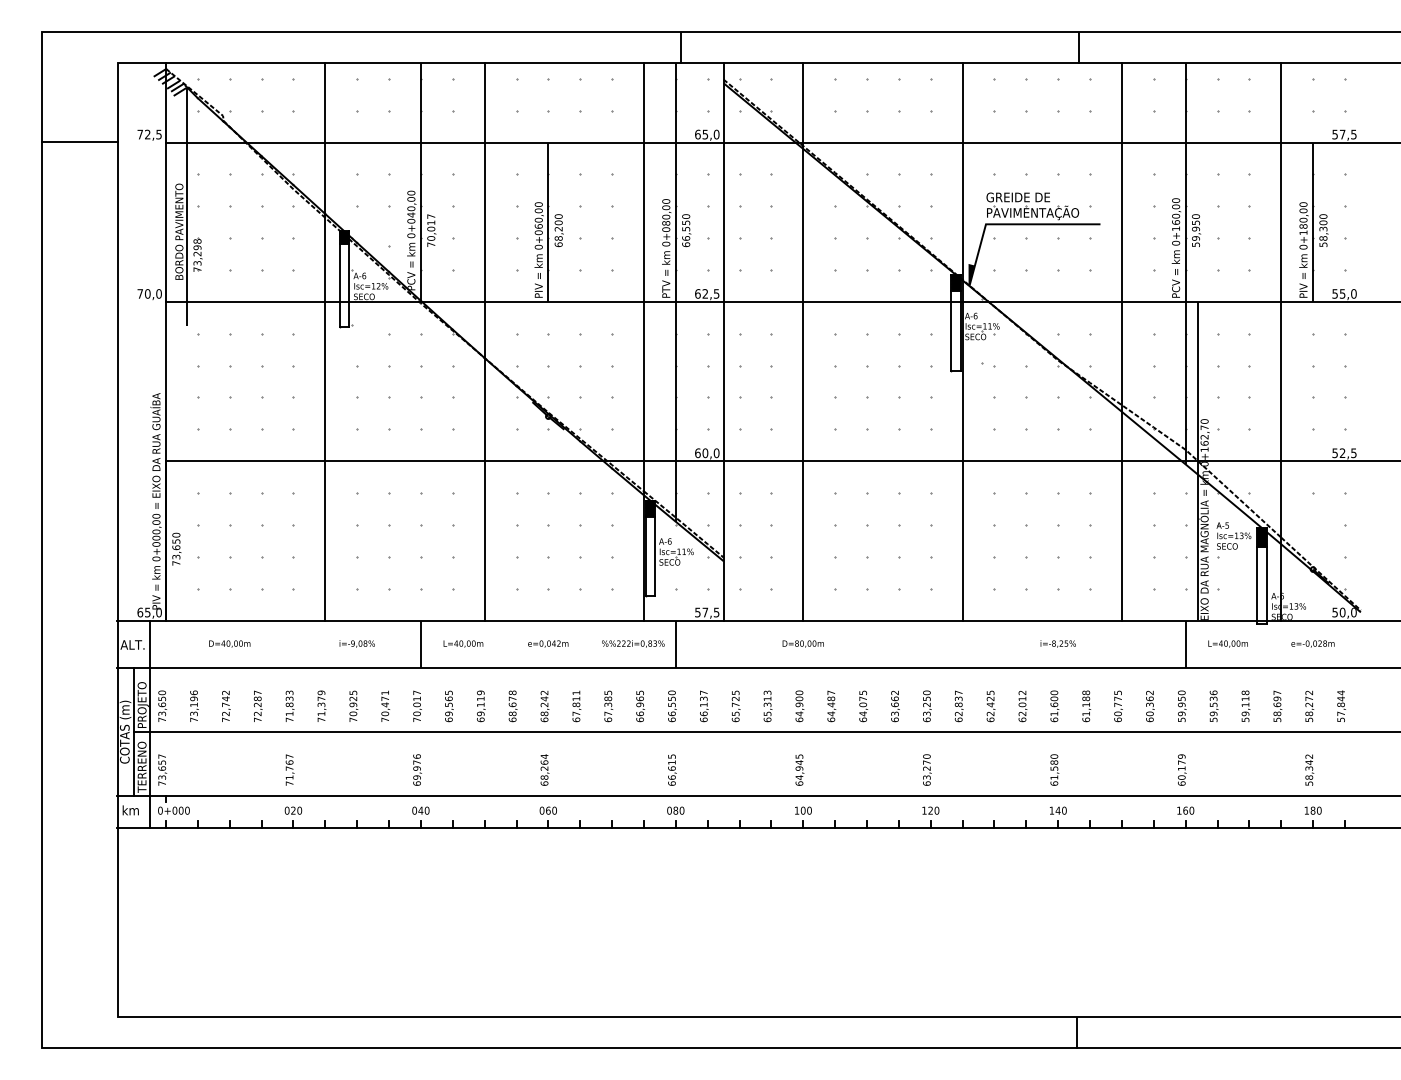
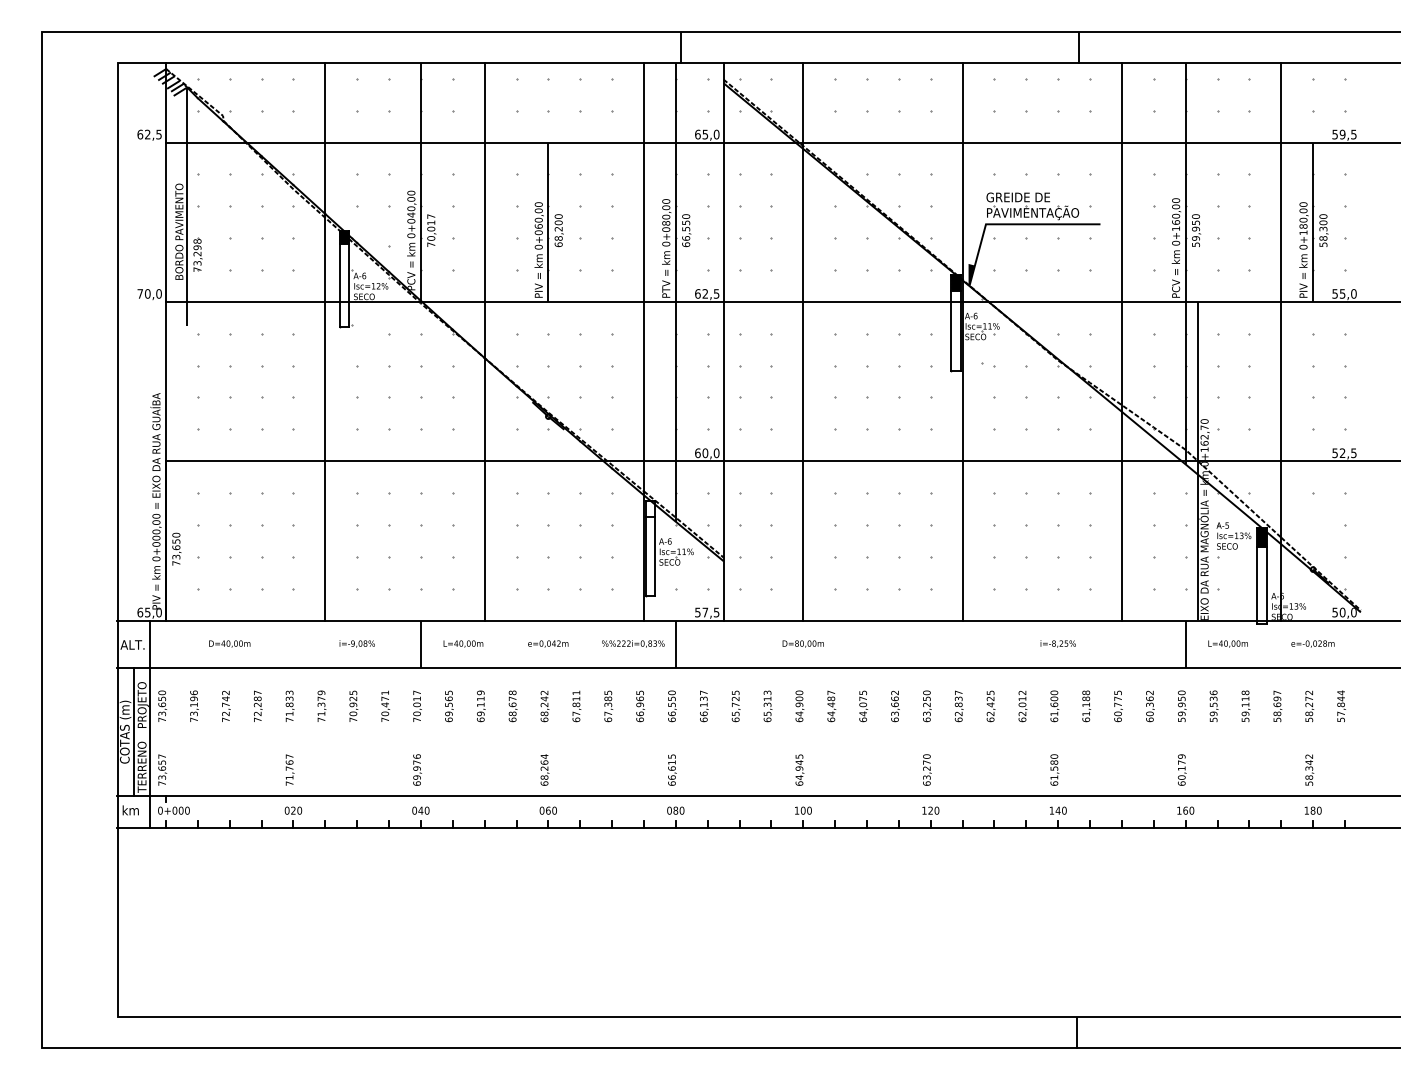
text: 72,5 -> 62,5 (140, 134)
text: 57,5 -> 59,5 (1342, 134)
line: present -> none (80, 142)
hatch: present -> none (650, 508)
line: present -> none (765, 732)
